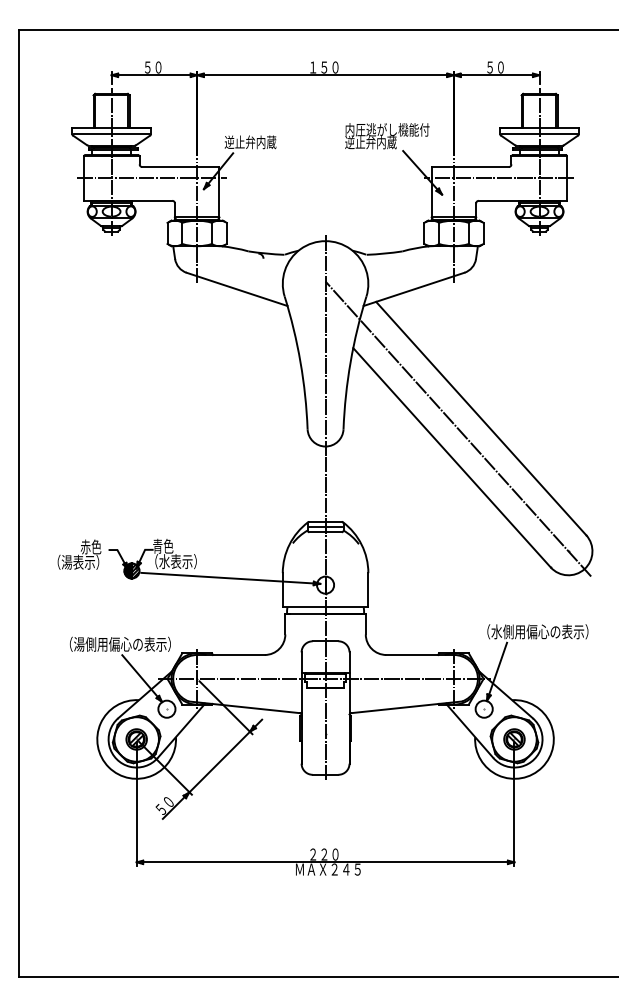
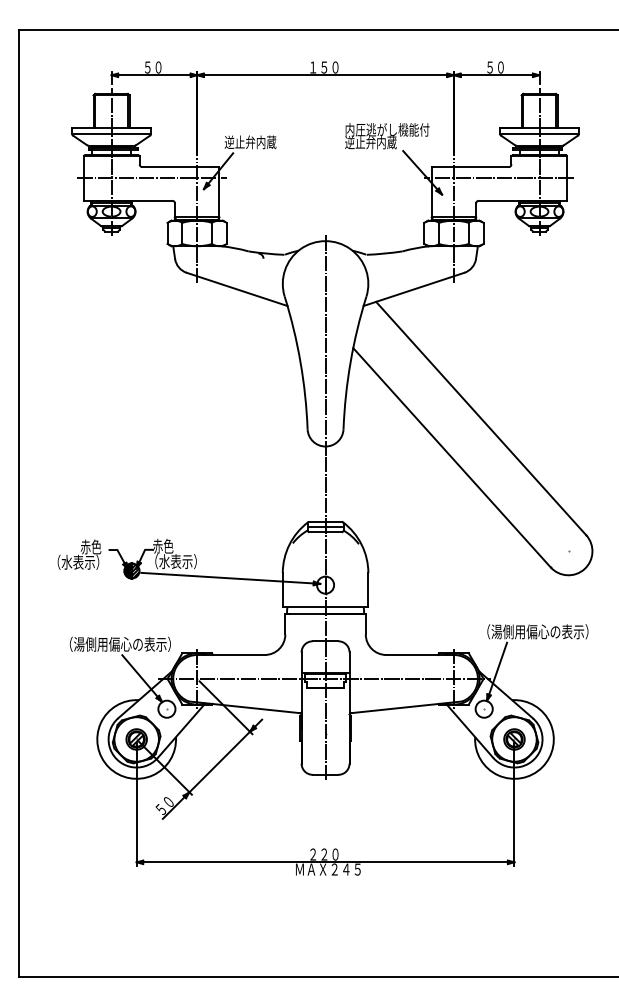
line: present -> none (458, 428)
text: 青色 -> 赤色 (157, 546)
text: （湯表示） -> （水表示） (66, 562)
text: （水側用偏心の表示） -> （湯側用偏心の表示） (496, 631)
